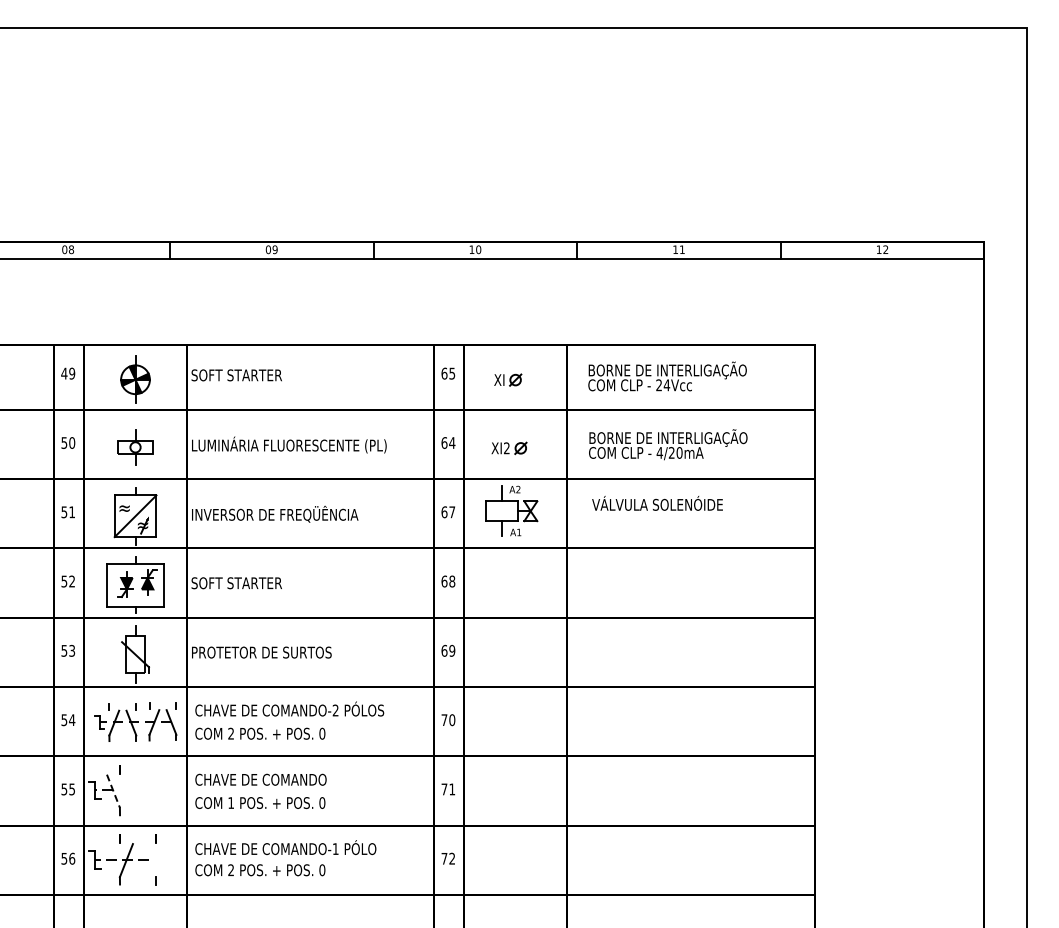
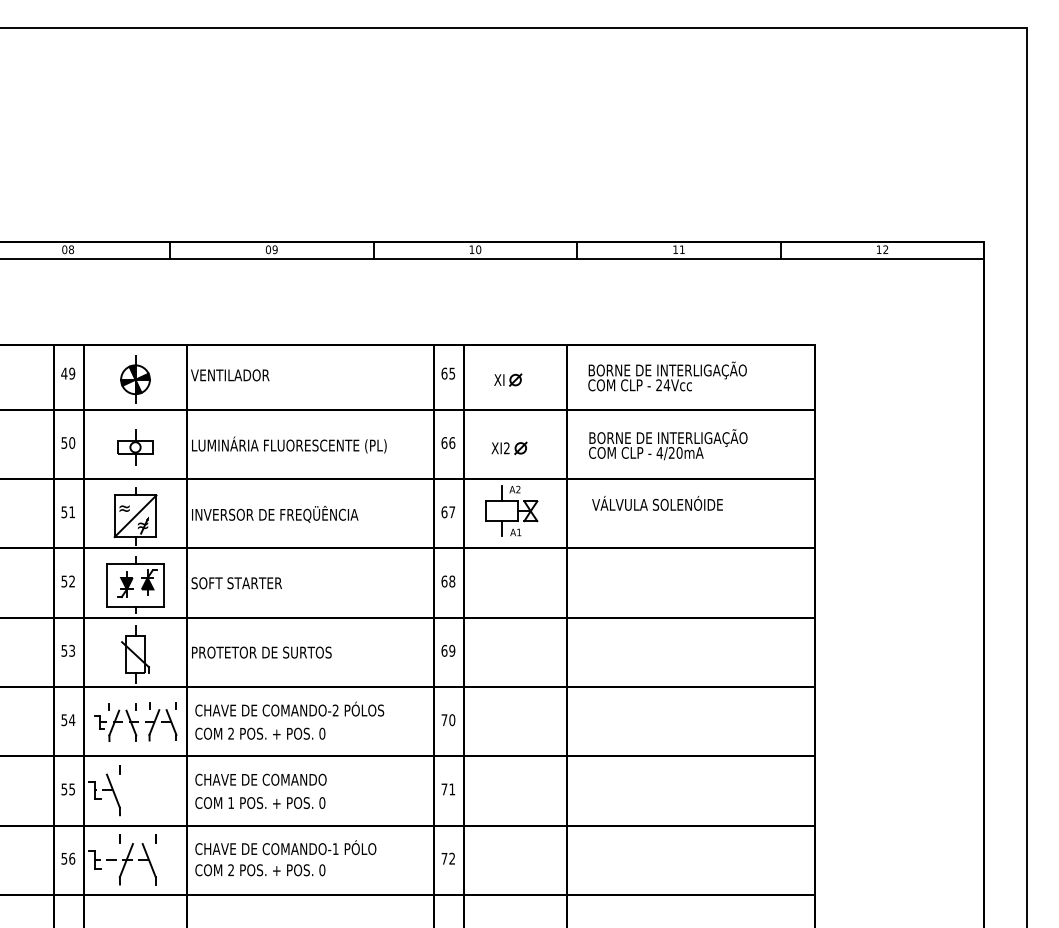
text: SOFT STARTER -> VENTILADOR (236, 375)
text: 64 -> 66 (452, 442)
line: dashed -> solid (113, 791)
line: none -> present (148, 860)
